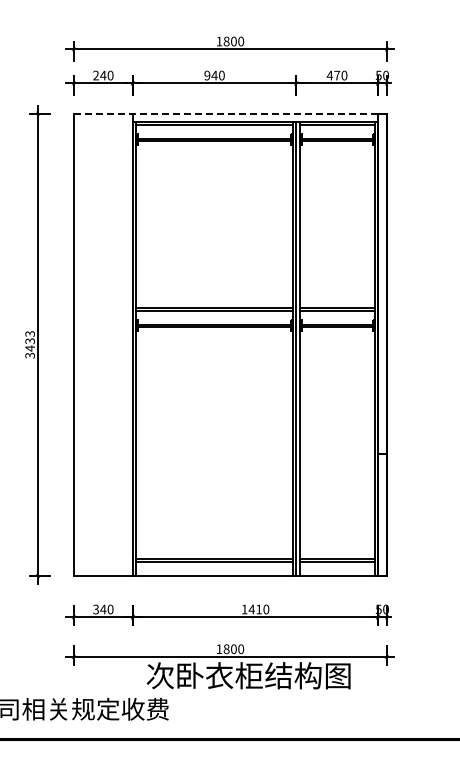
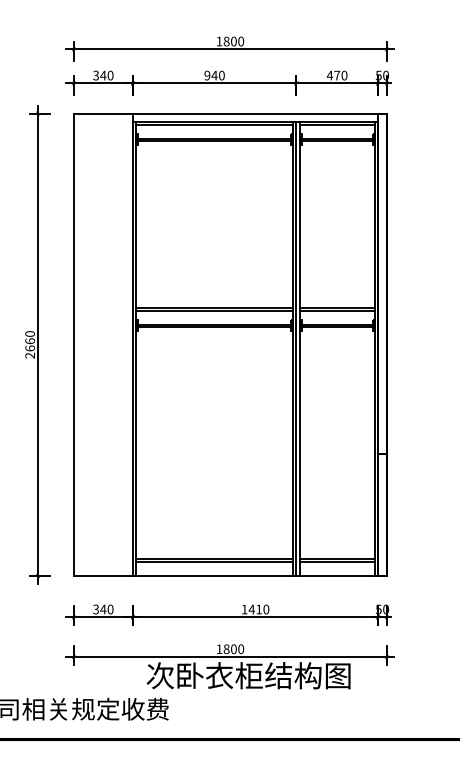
text: 240 -> 340 (95, 76)
line: dashed -> solid (230, 113)
text: 3433 -> 2660 (30, 344)
